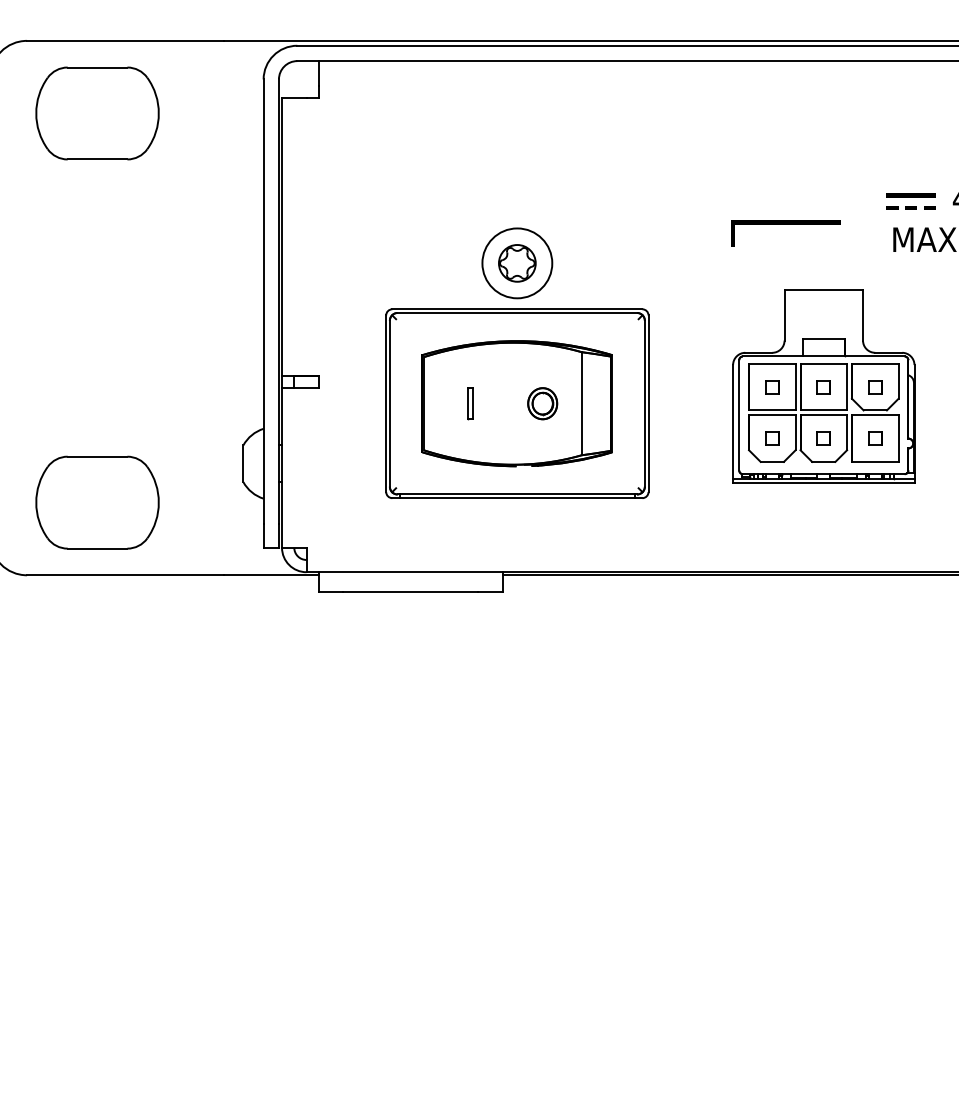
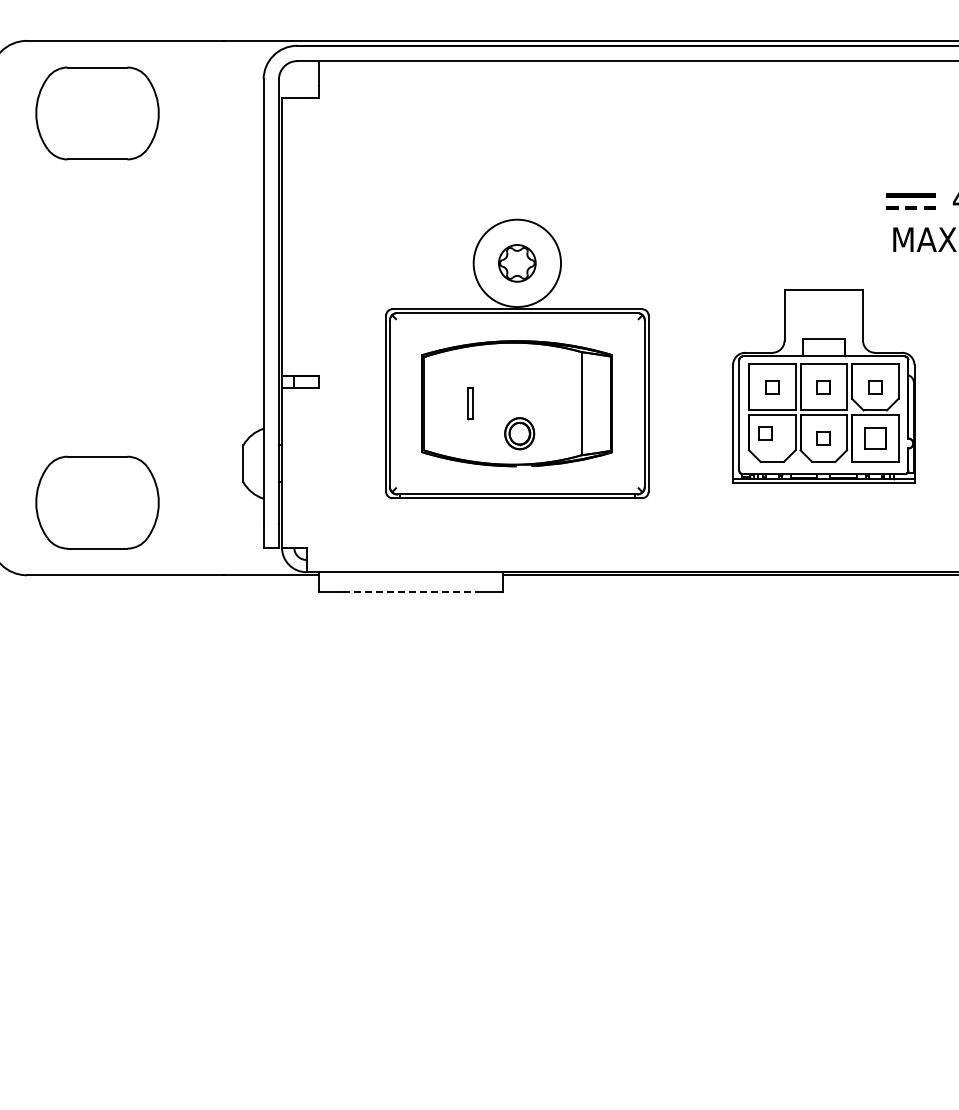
line: present -> none (785, 224)
circle diameter: 70 px -> 87 px (517, 263)
part position: (542, 403) -> (519, 433) (519, 433)
part position: (772, 438) -> (765, 433) (765, 433)
part size: 15x15 px -> 23x23 px (875, 438)
line: solid -> dashed (411, 591)
